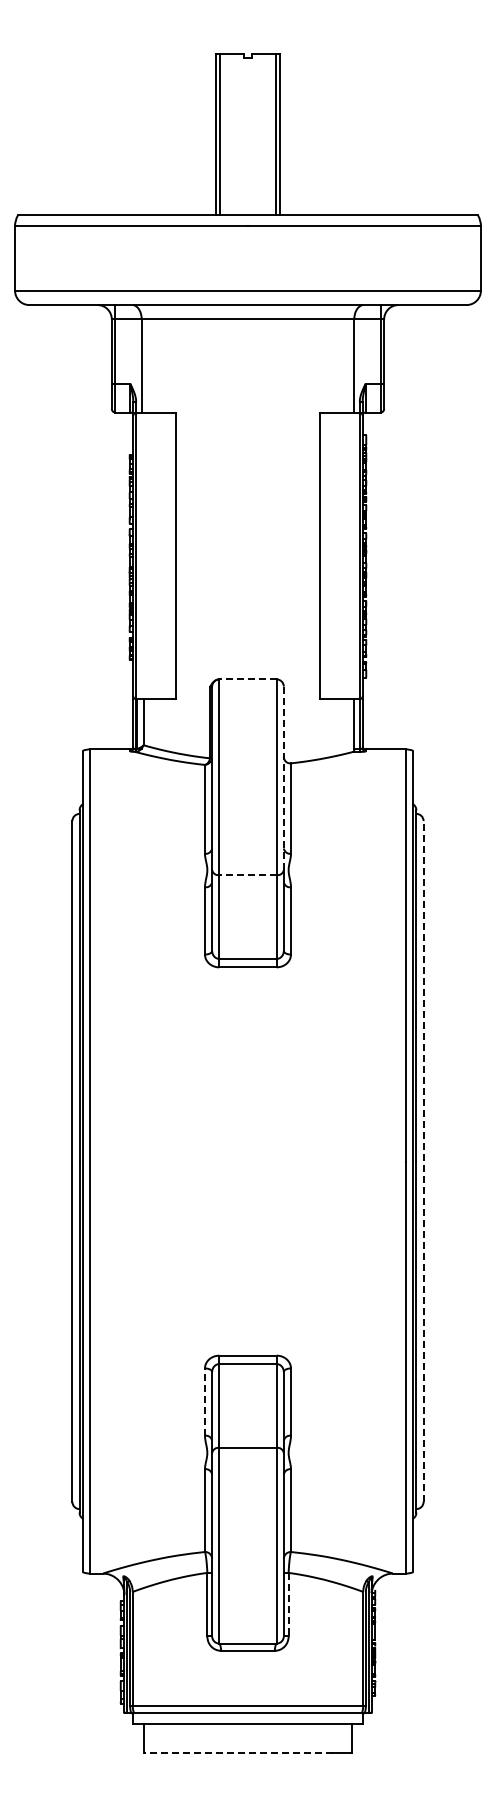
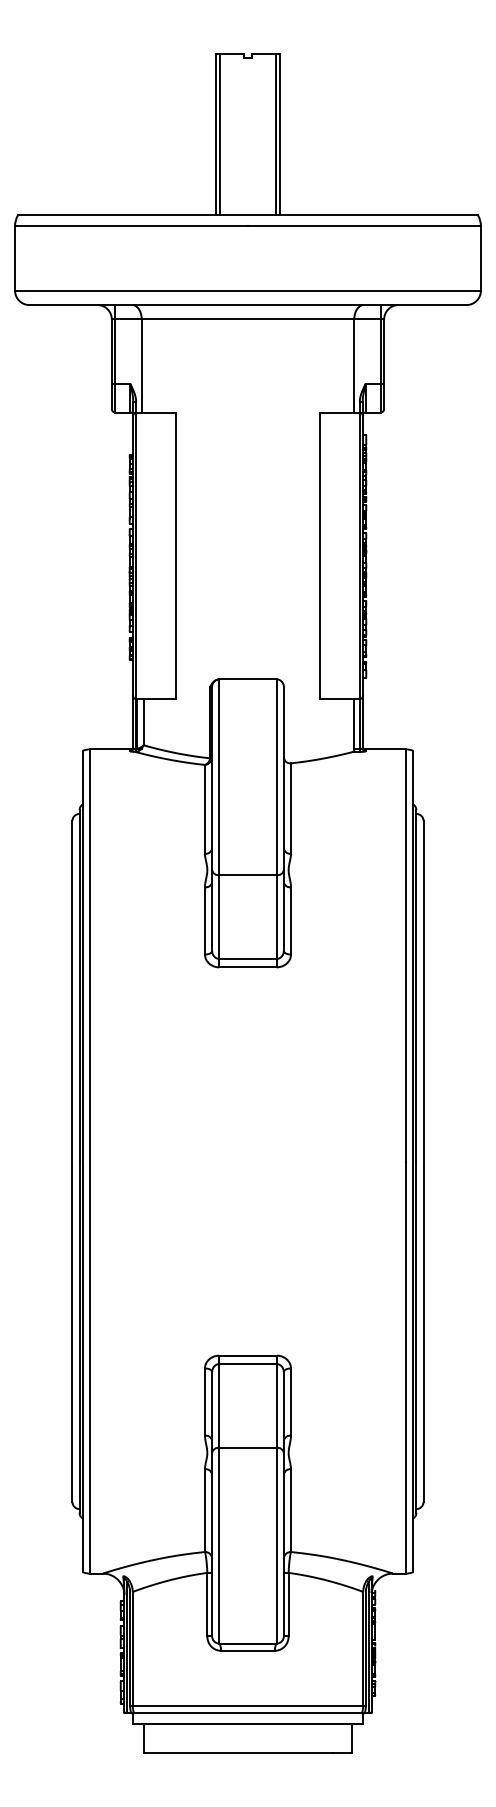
line: dashed -> solid (248, 679)
line: dashed -> solid (283, 778)
line: dashed -> solid (248, 875)
line: dashed -> solid (423, 1161)
line: dashed -> solid (204, 1402)
line: dashed -> solid (288, 1604)
line: dashed -> solid (238, 1752)
